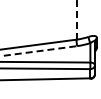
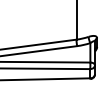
line: dashed -> solid (76, 19)
line: dashed -> solid (39, 51)
